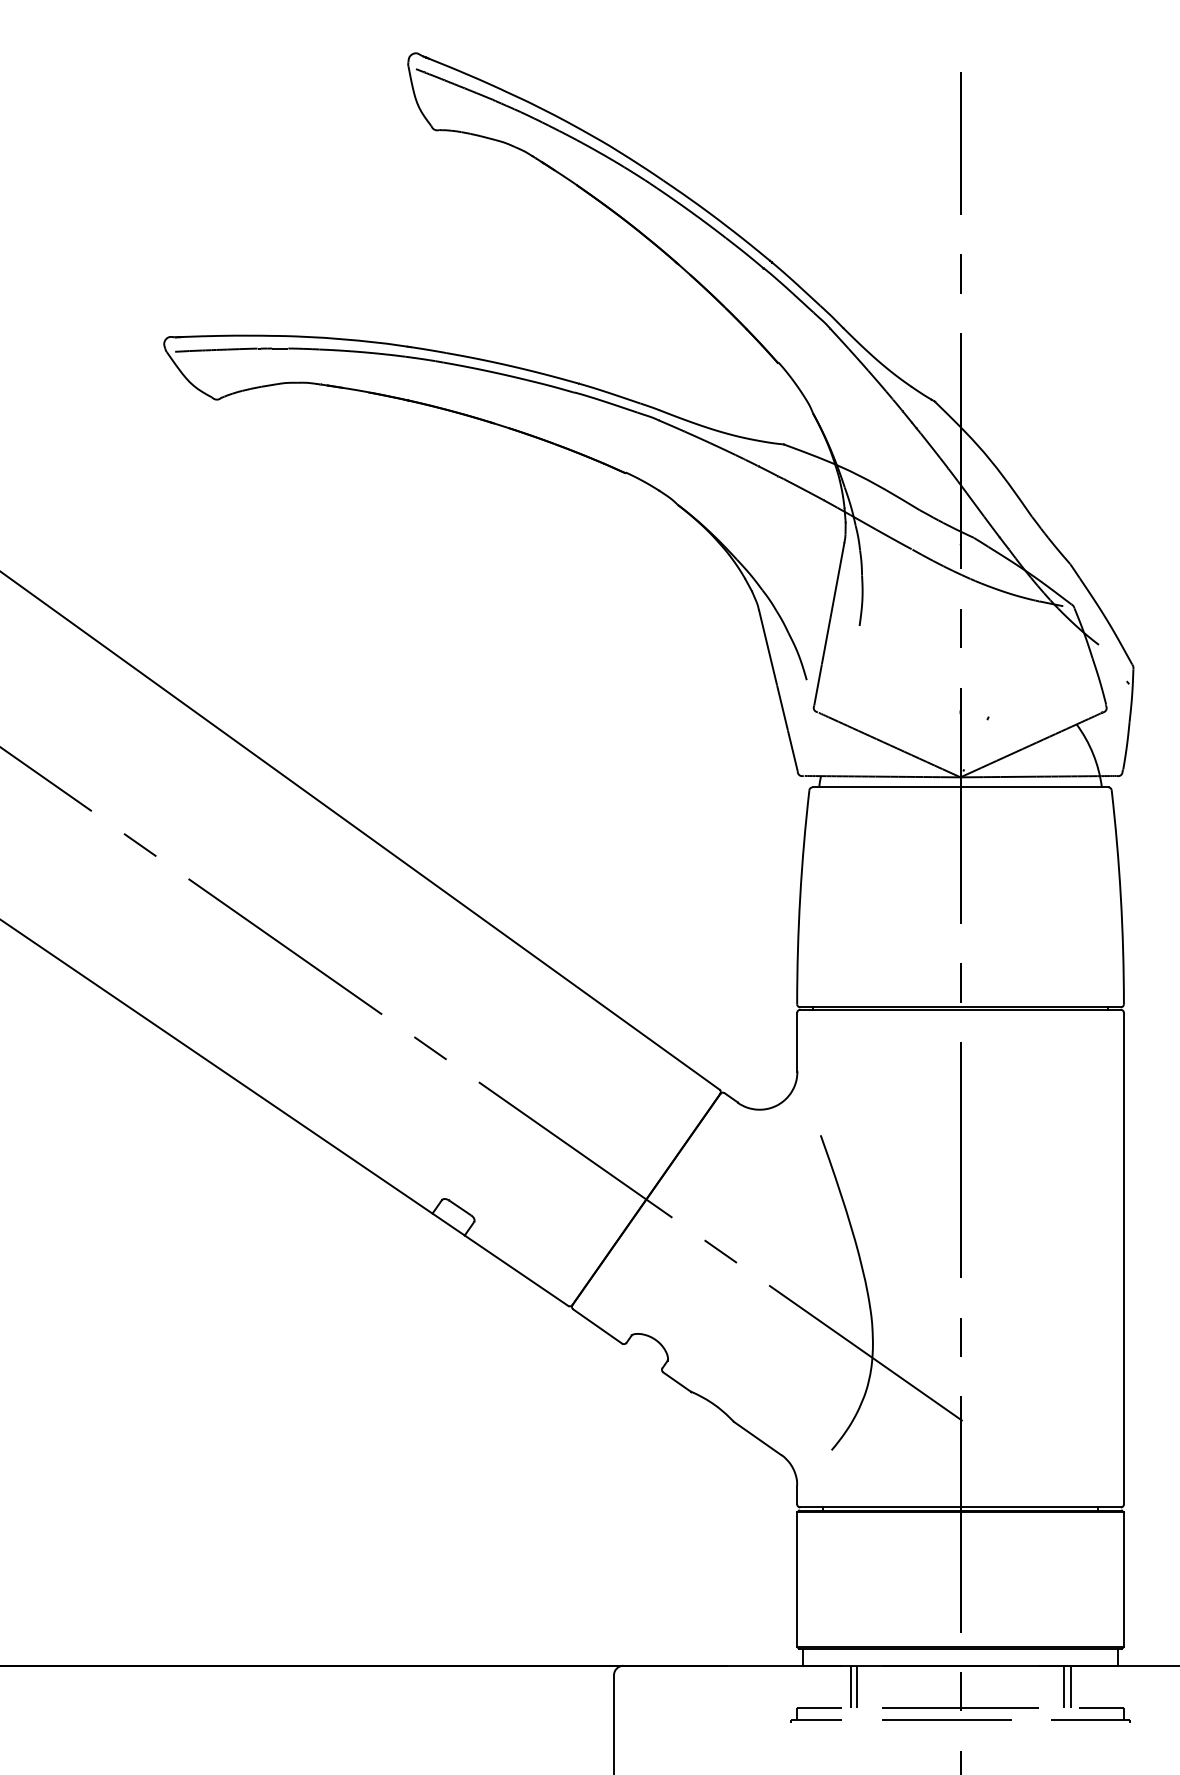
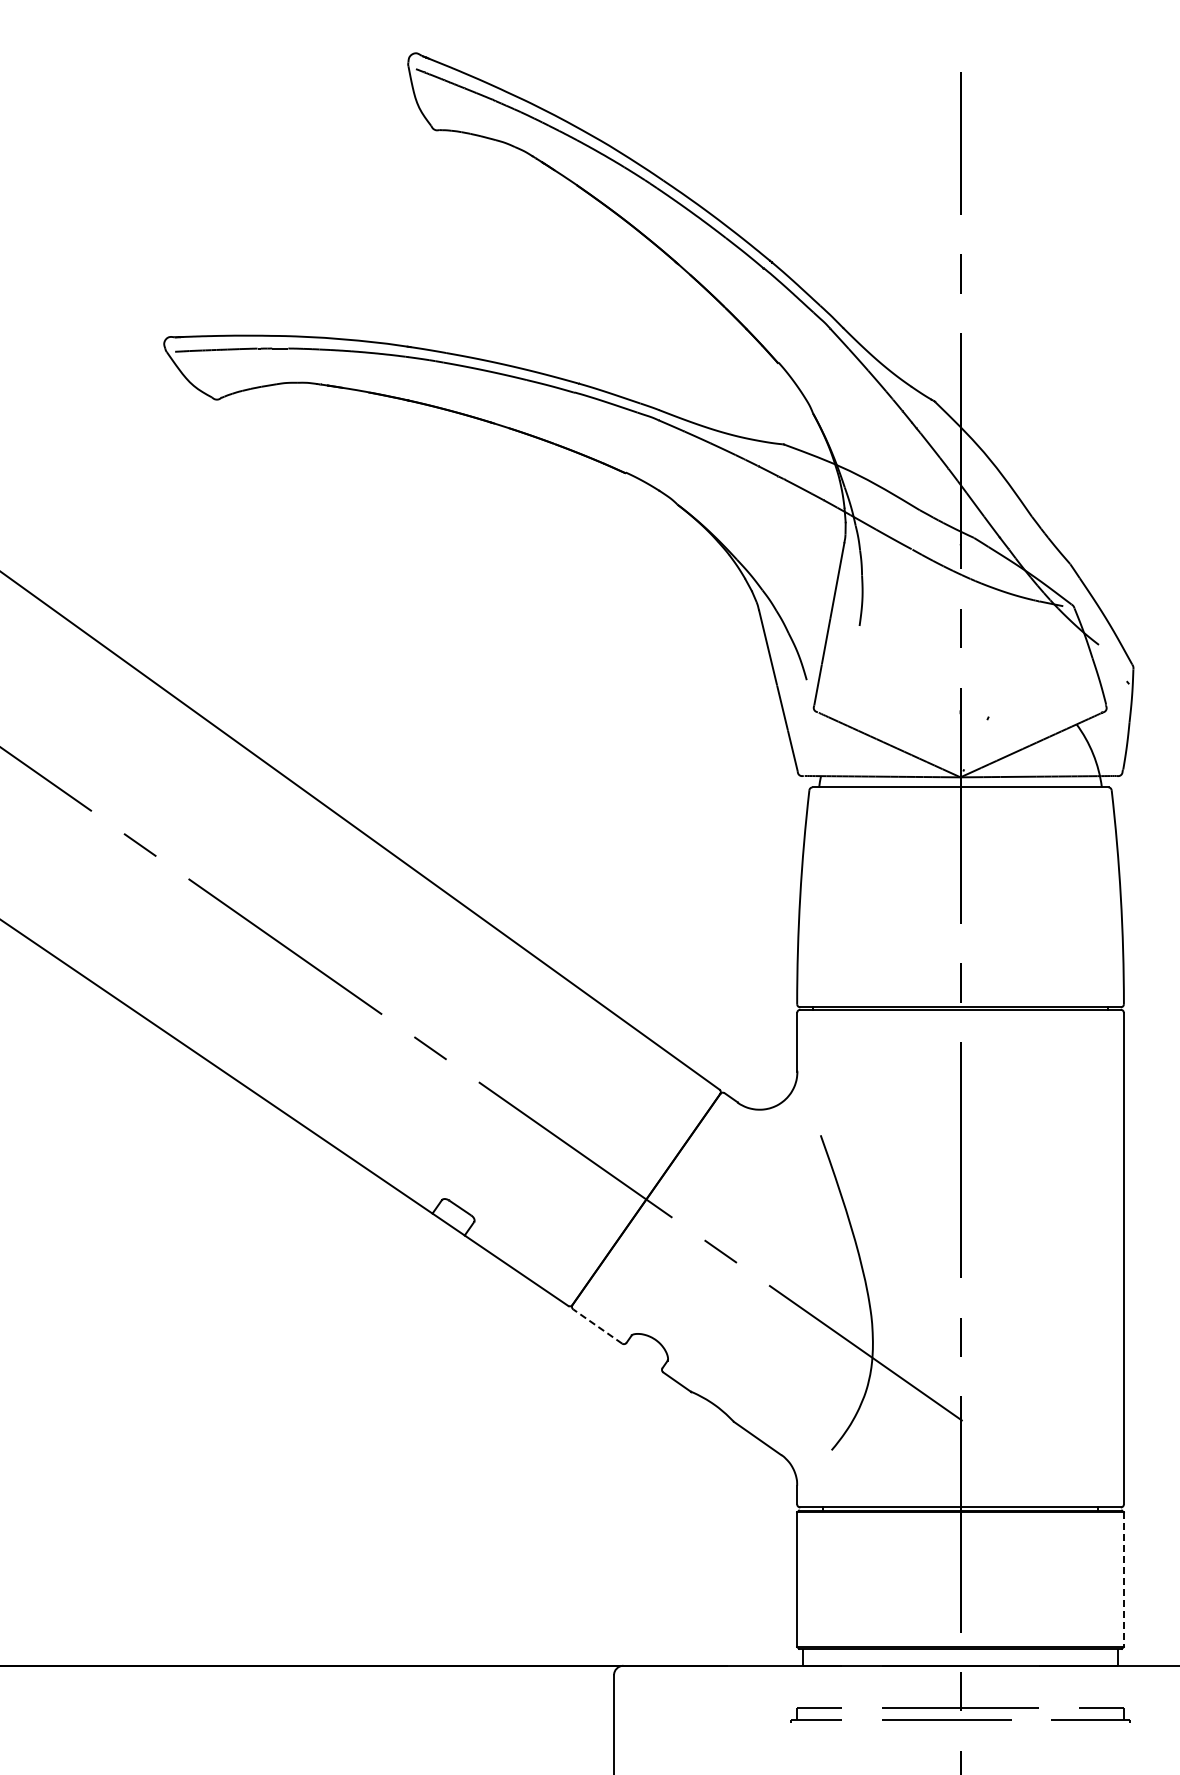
line: solid -> dashed (597, 1326)
line: solid -> dashed (1123, 1580)
line: present -> none (850, 1686)
line: present -> none (856, 1686)
line: present -> none (1064, 1686)
line: present -> none (1070, 1686)
